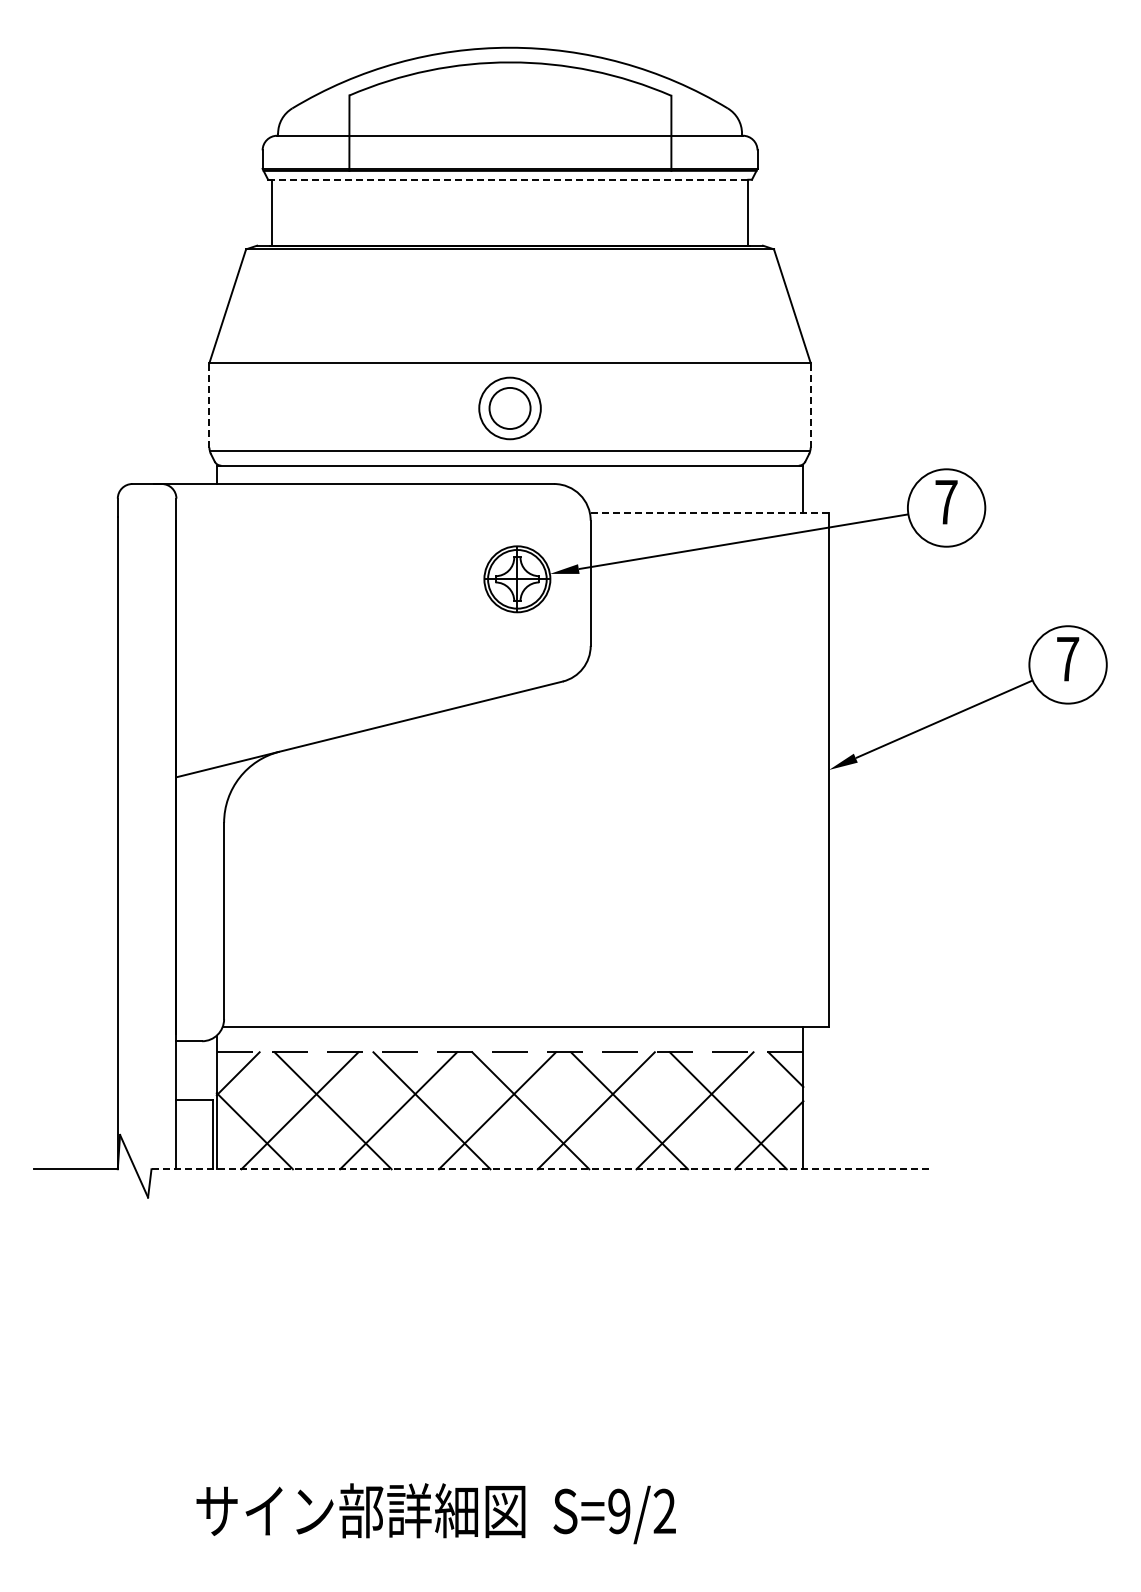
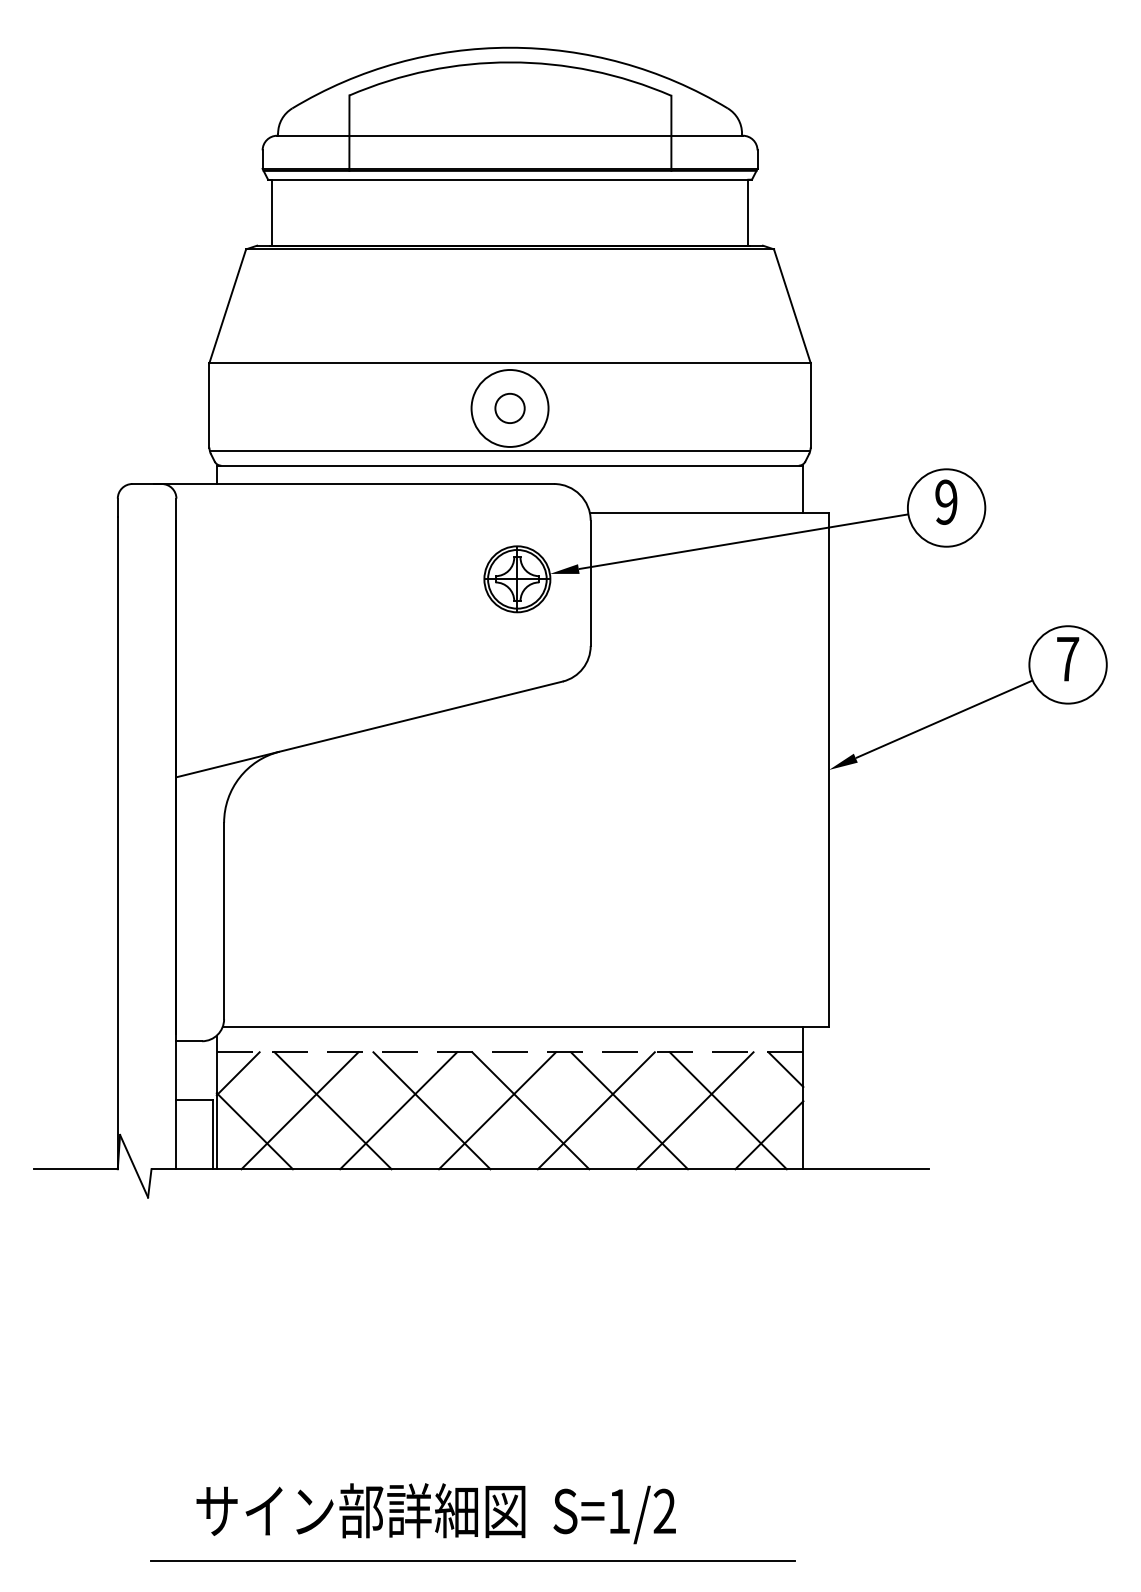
line: dashed -> solid (510, 179)
line: dashed -> solid (209, 404)
line: dashed -> solid (810, 404)
circle diameter: 41 px -> 29 px (509, 408)
circle diameter: 62 px -> 77 px (509, 407)
text: 7 -> 9 (946, 501)
line: dashed -> solid (709, 513)
line: dashed -> solid (539, 1169)
text: S=9/2 -> S=1/2 (619, 1511)
line: none -> present (472, 1560)
